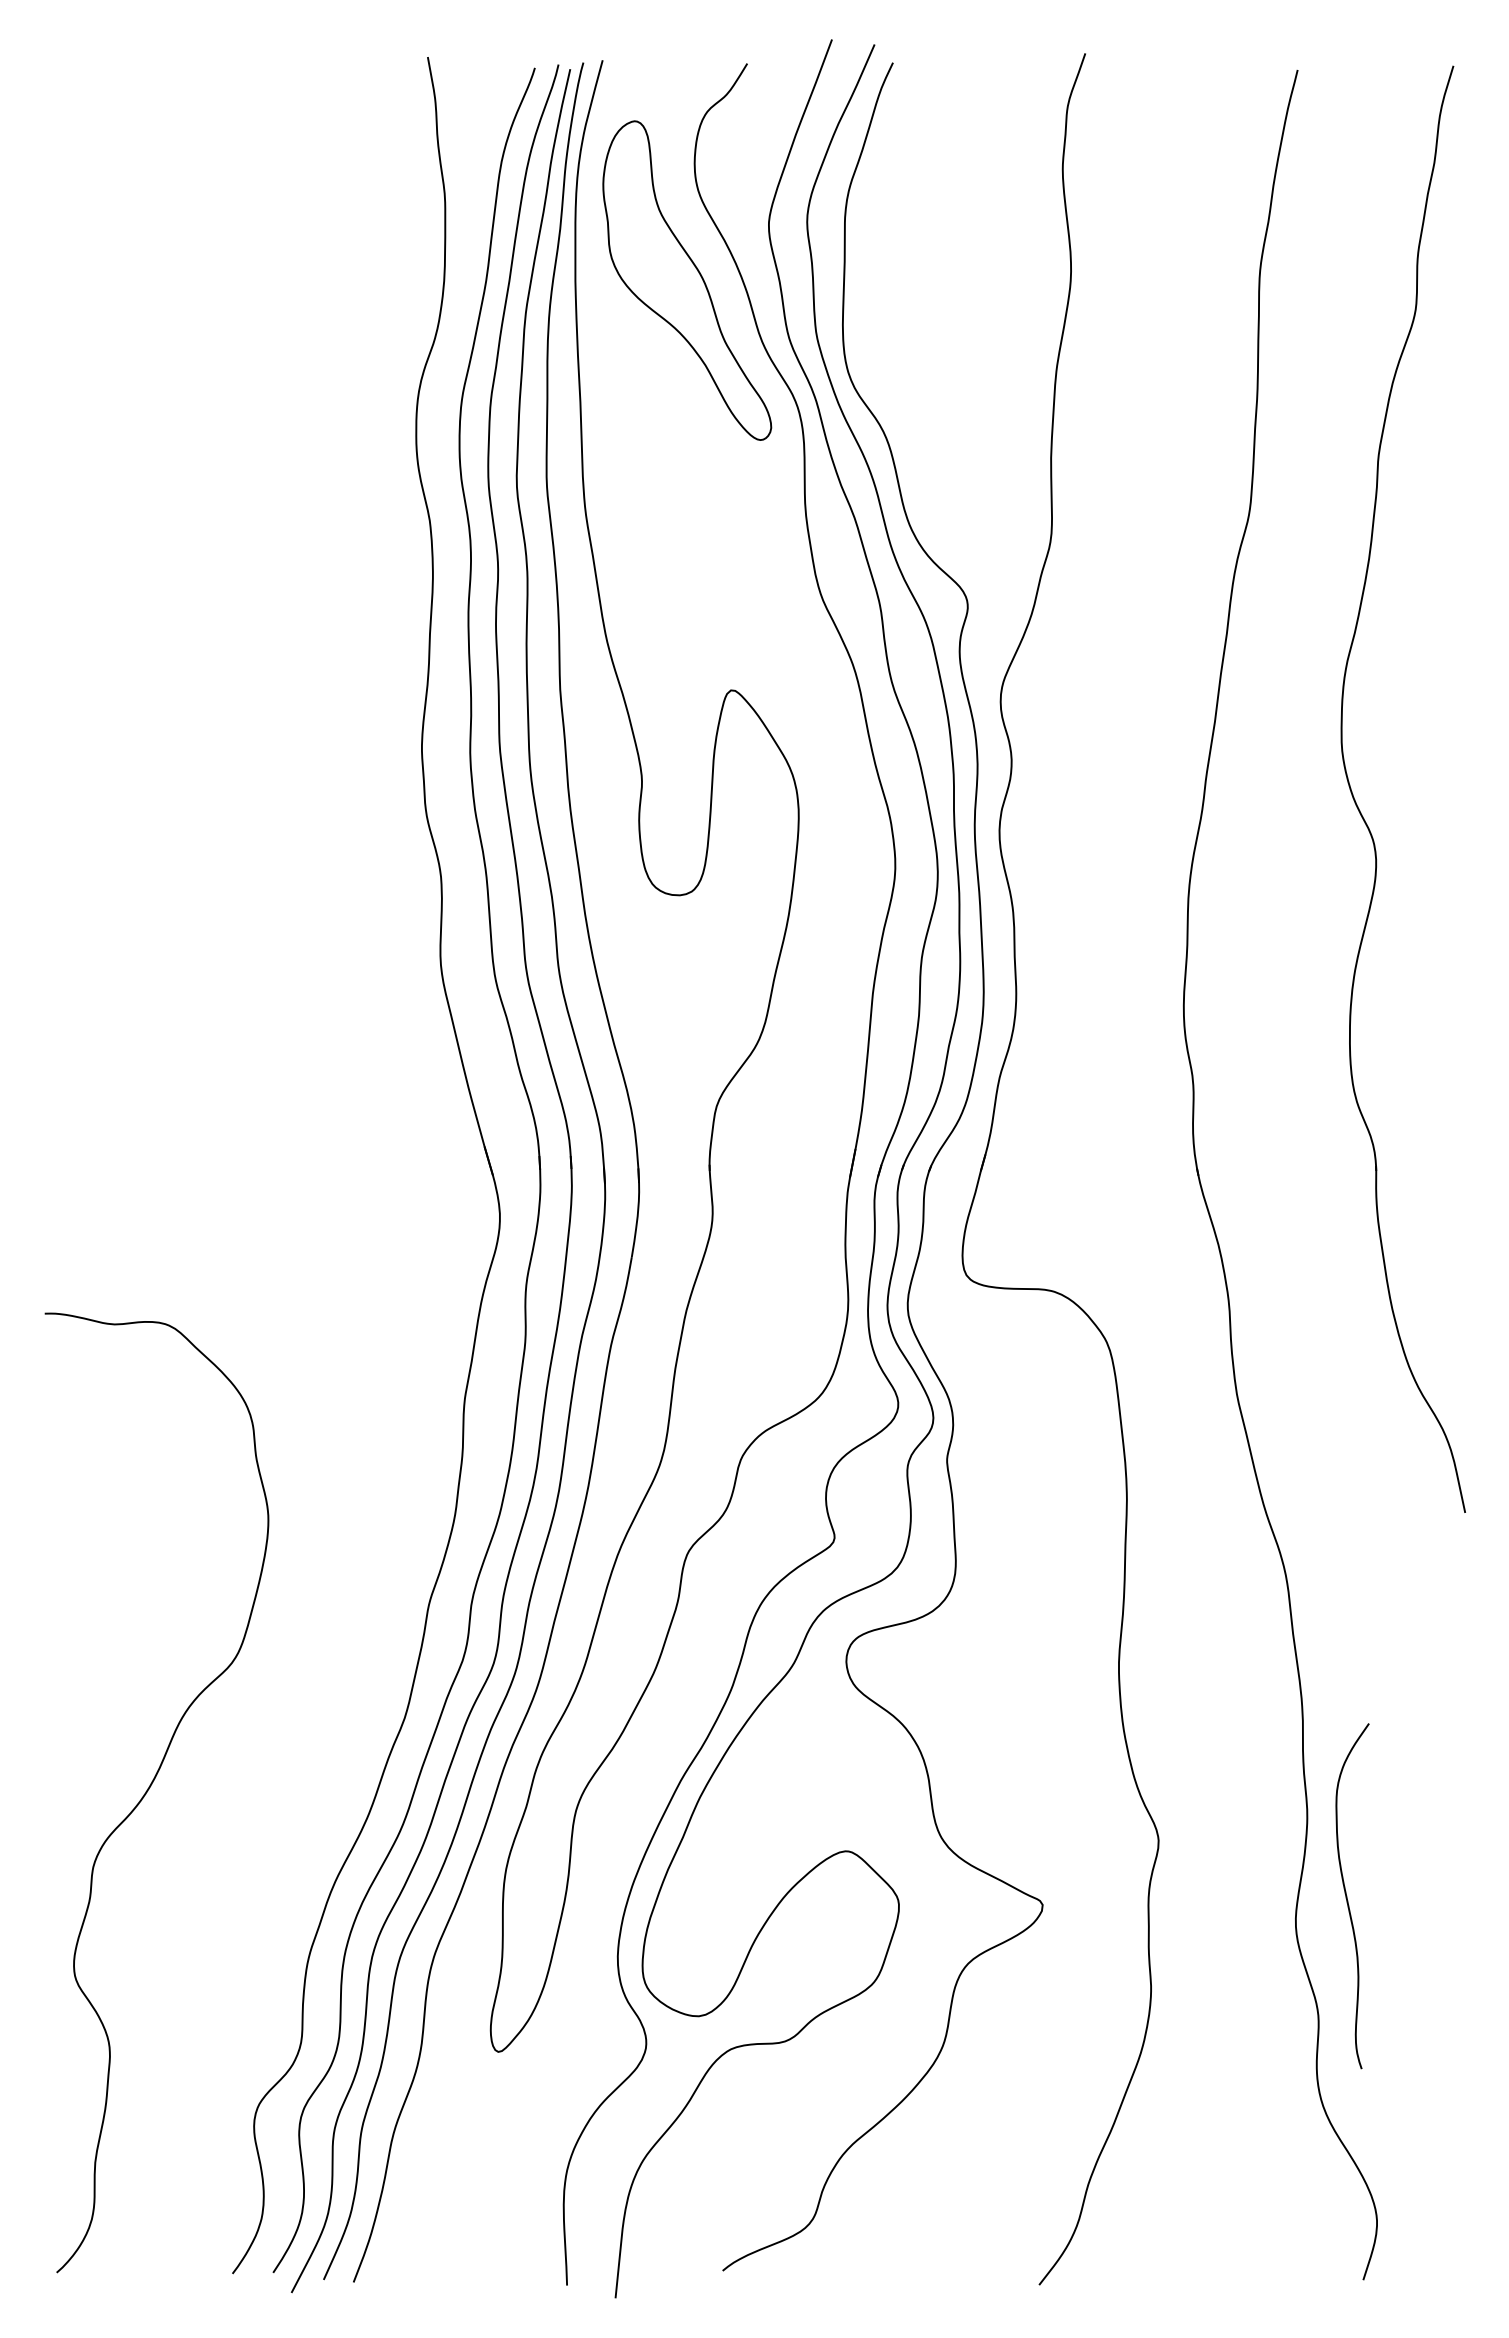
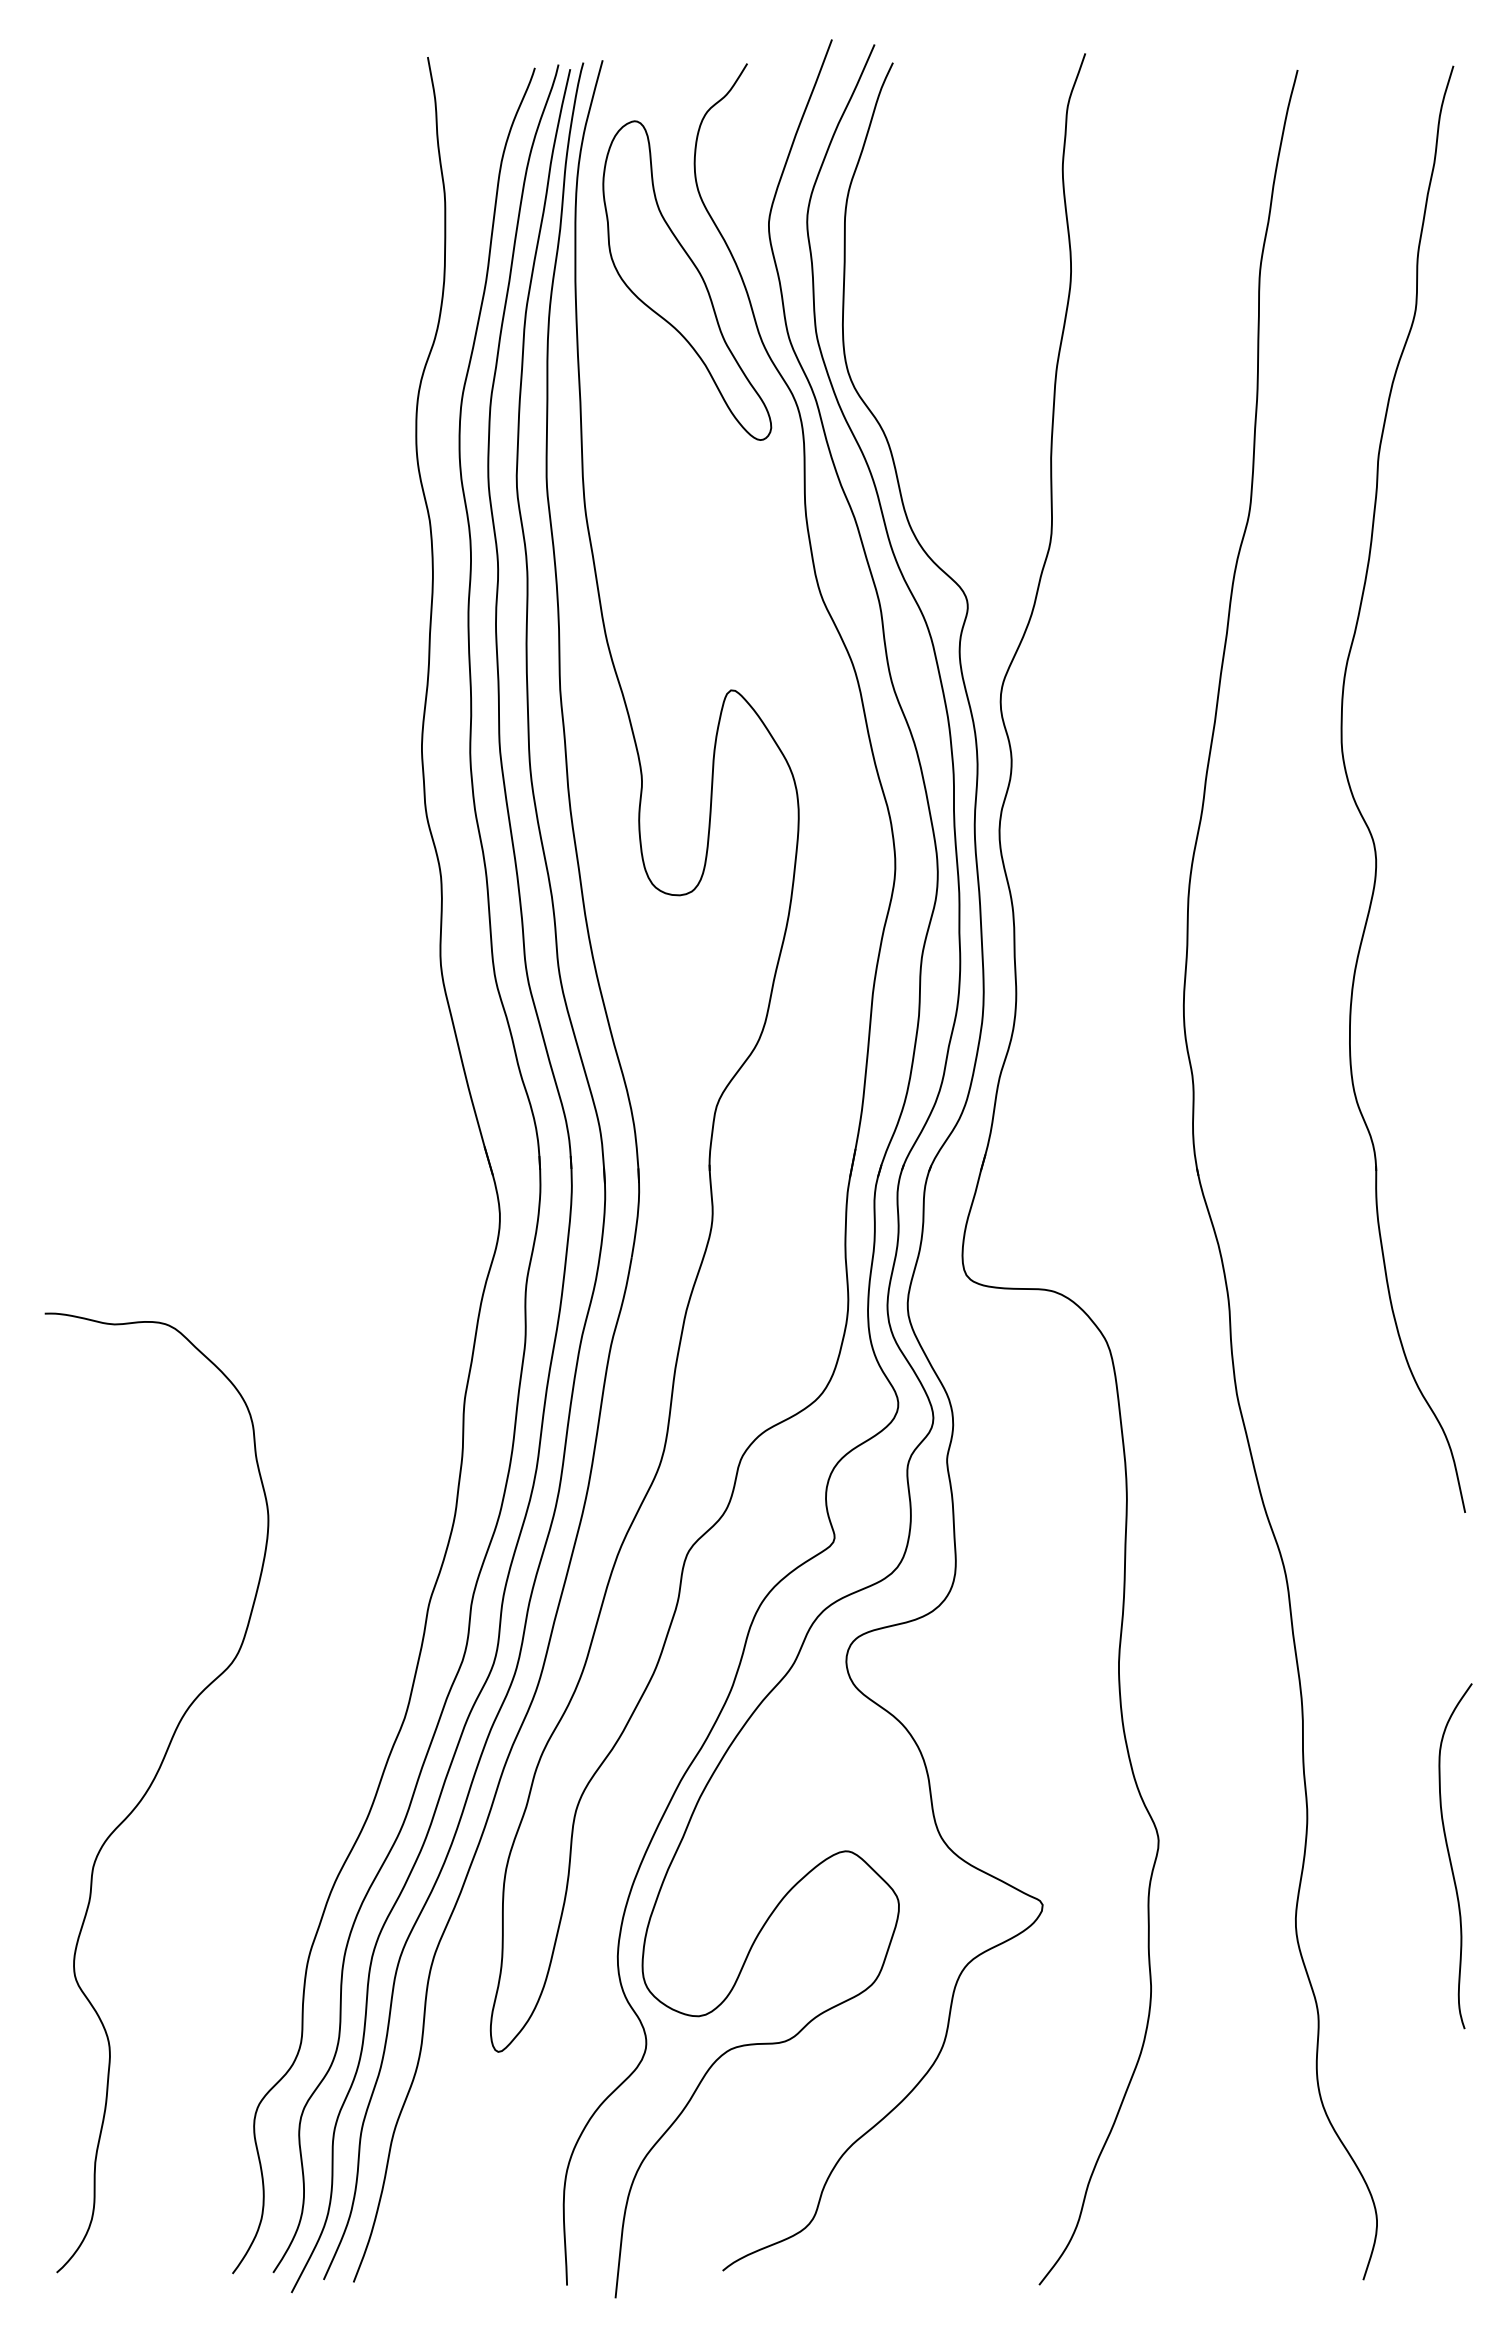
curve position: (1347, 1896) -> (1450, 1856) (1450, 1856)
